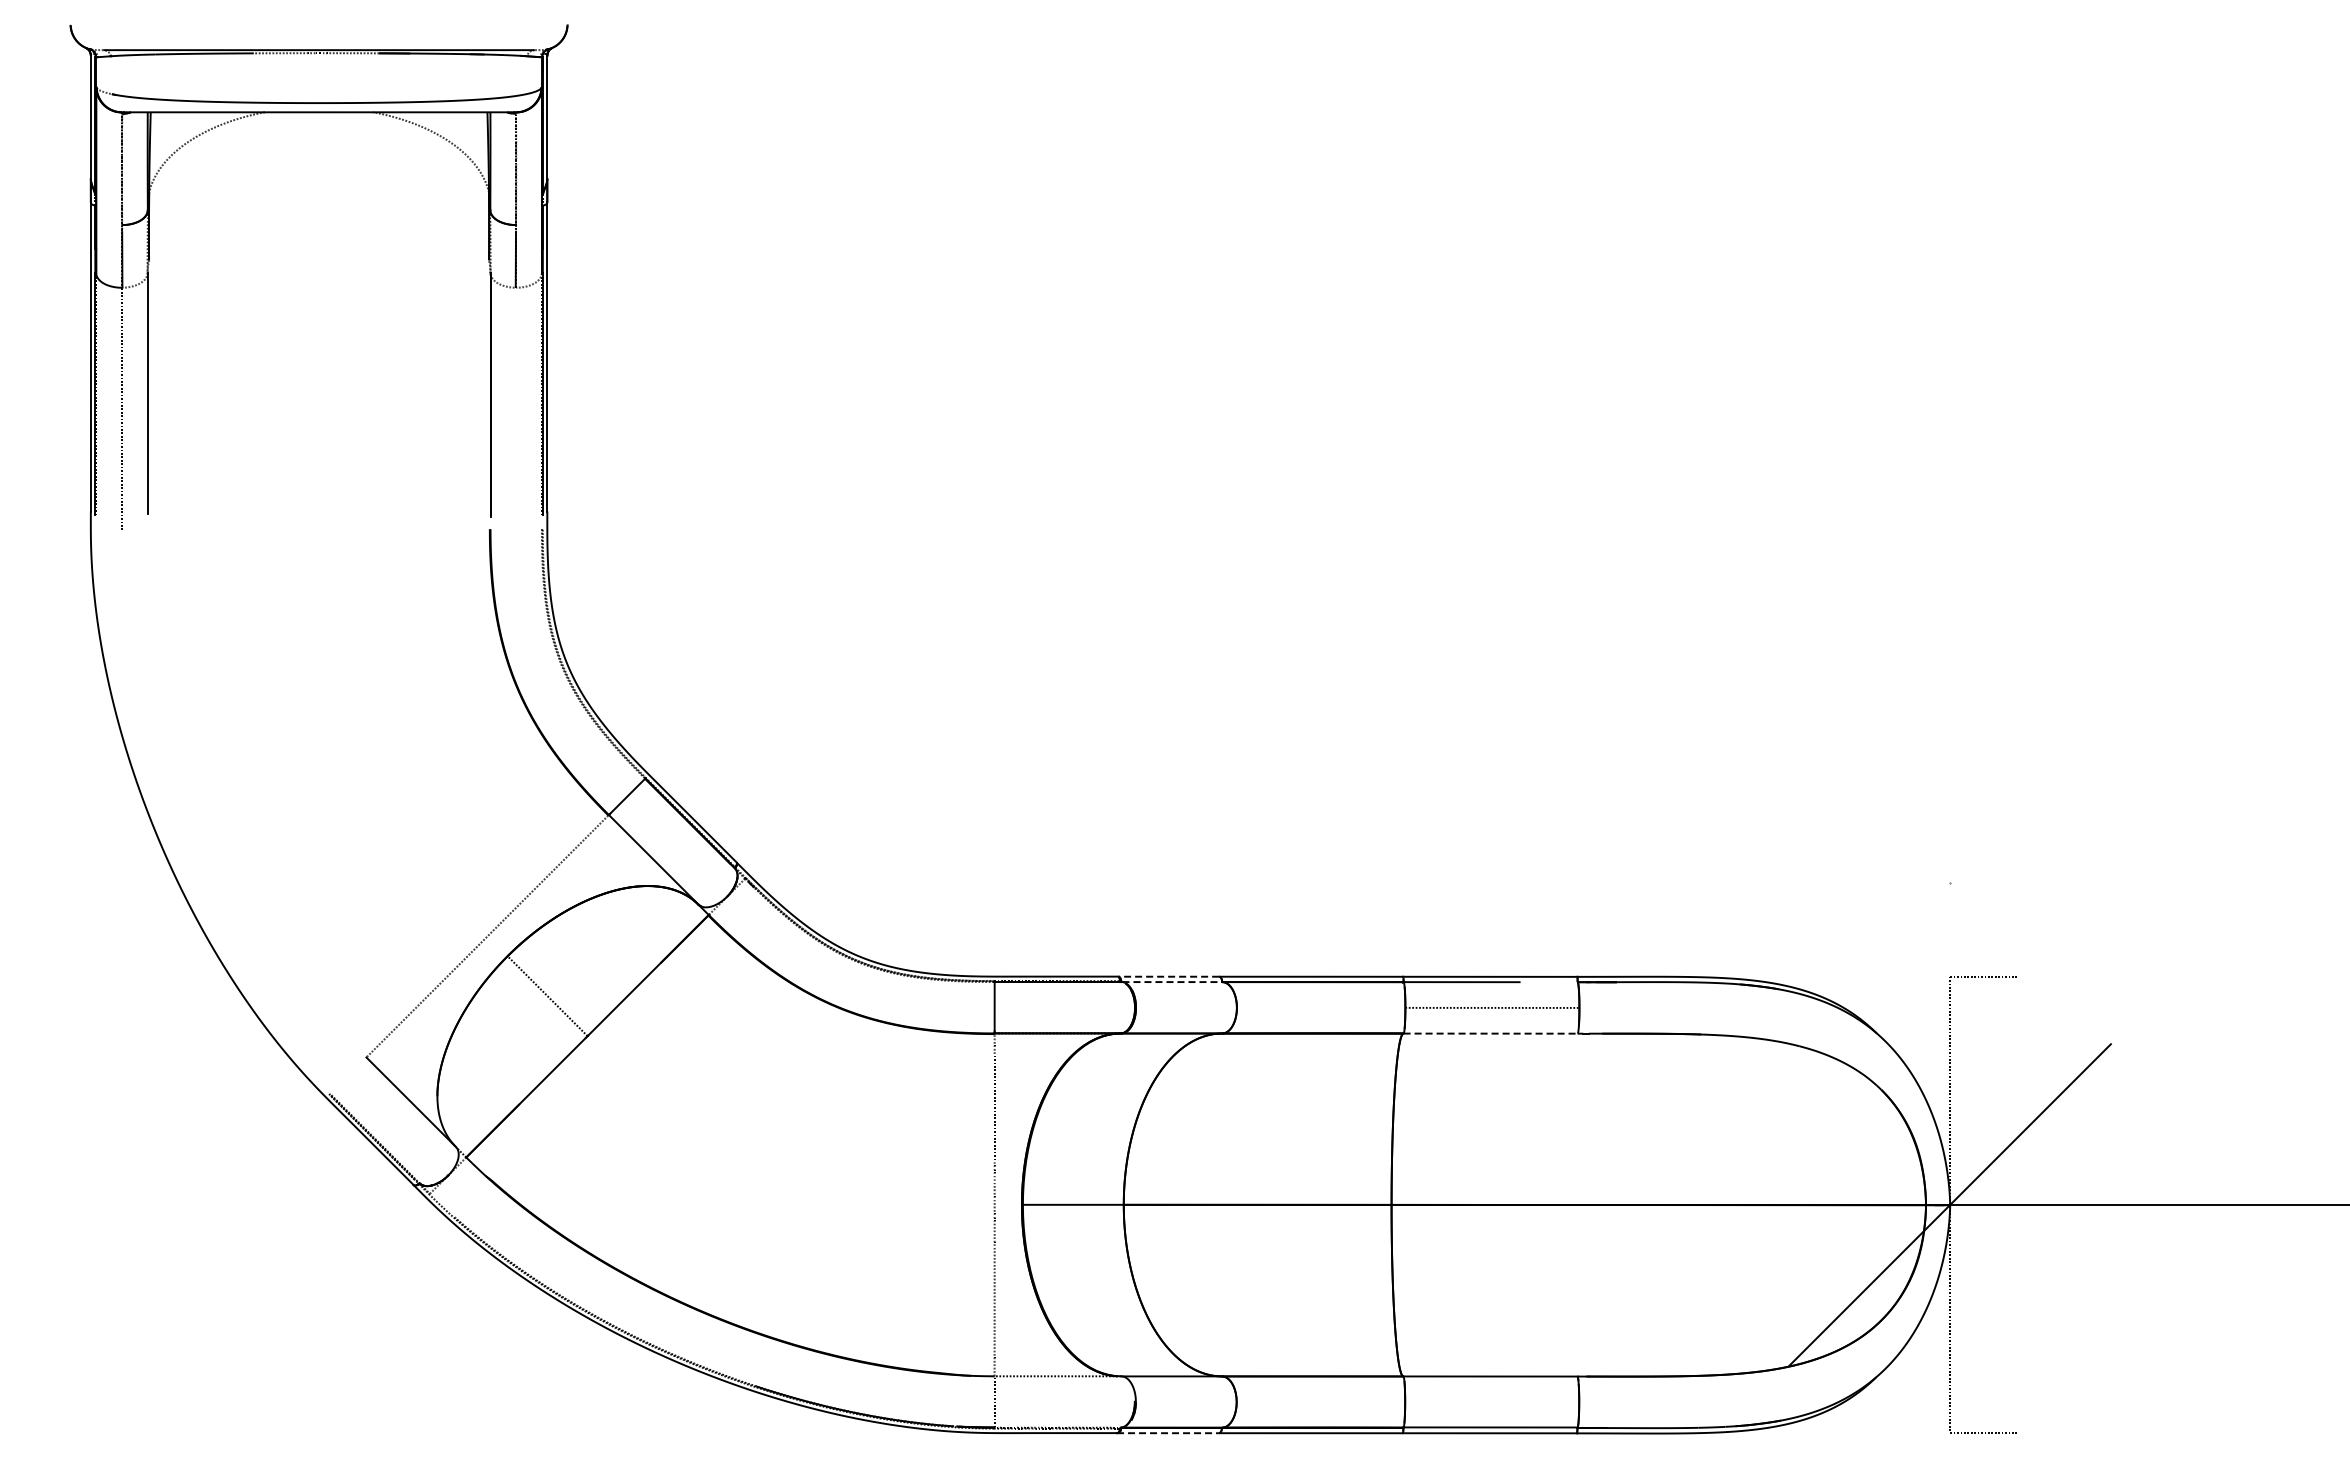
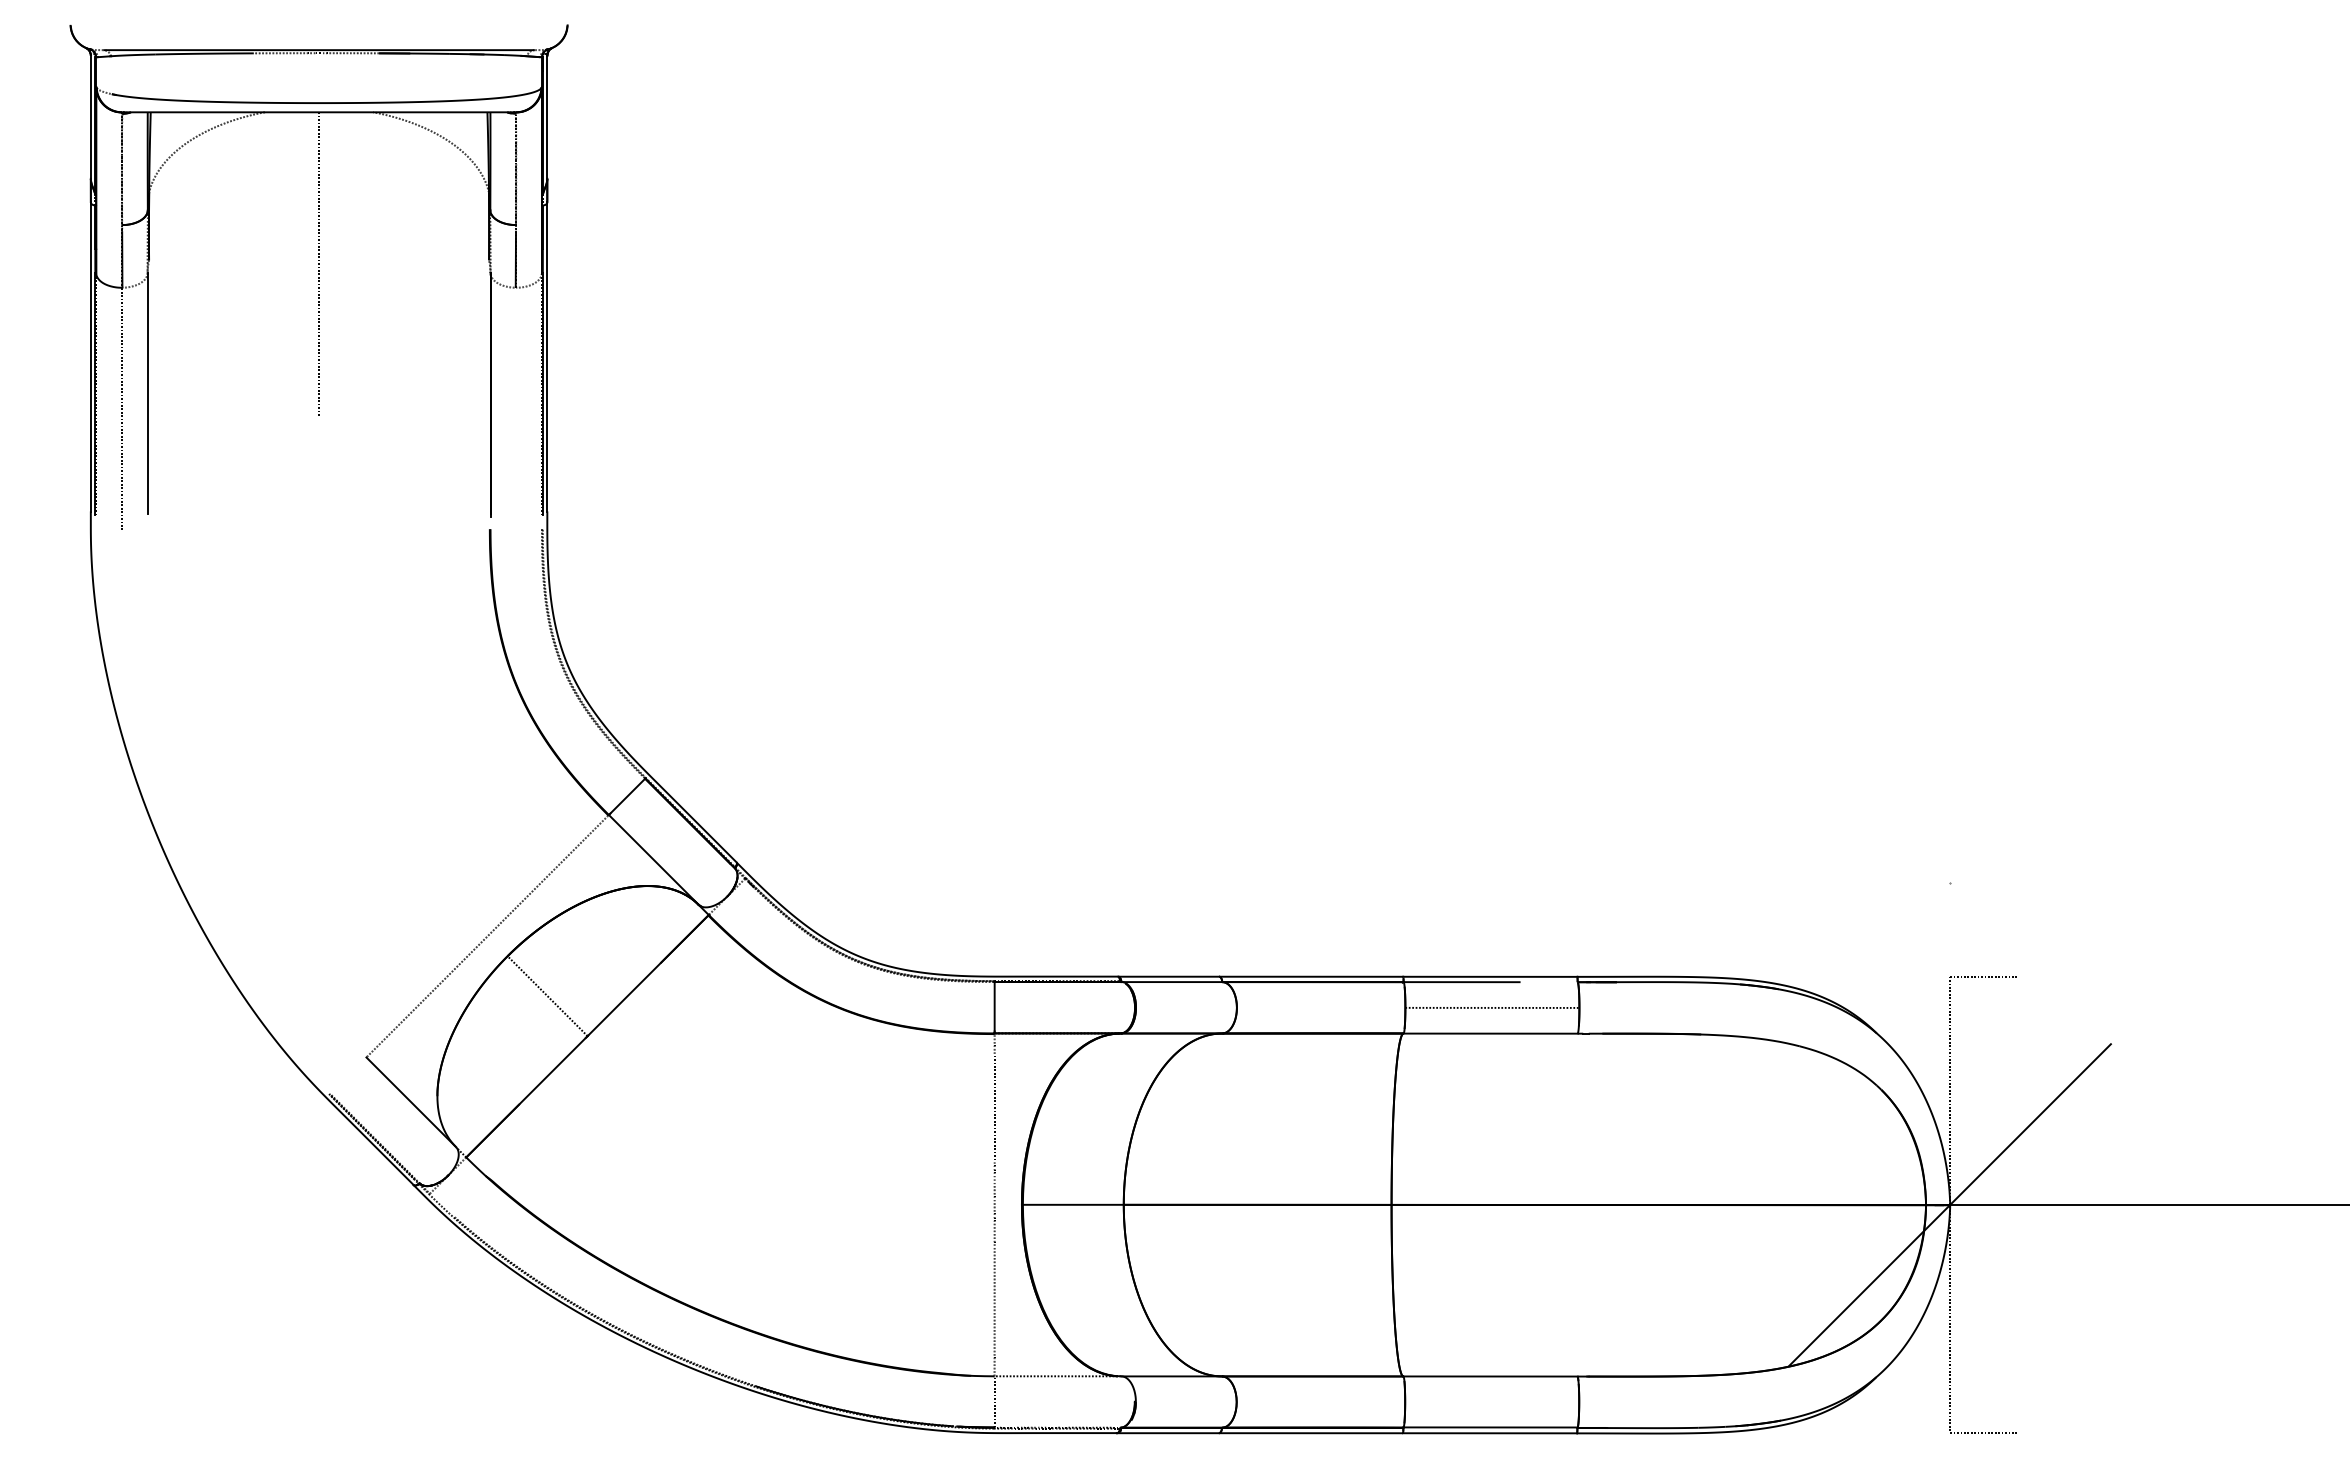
line: none -> present (319, 264)
line: dashed -> solid (1168, 976)
line: dashed -> solid (1172, 982)
line: dashed -> solid (1491, 1033)
line: dashed -> solid (1167, 1433)
